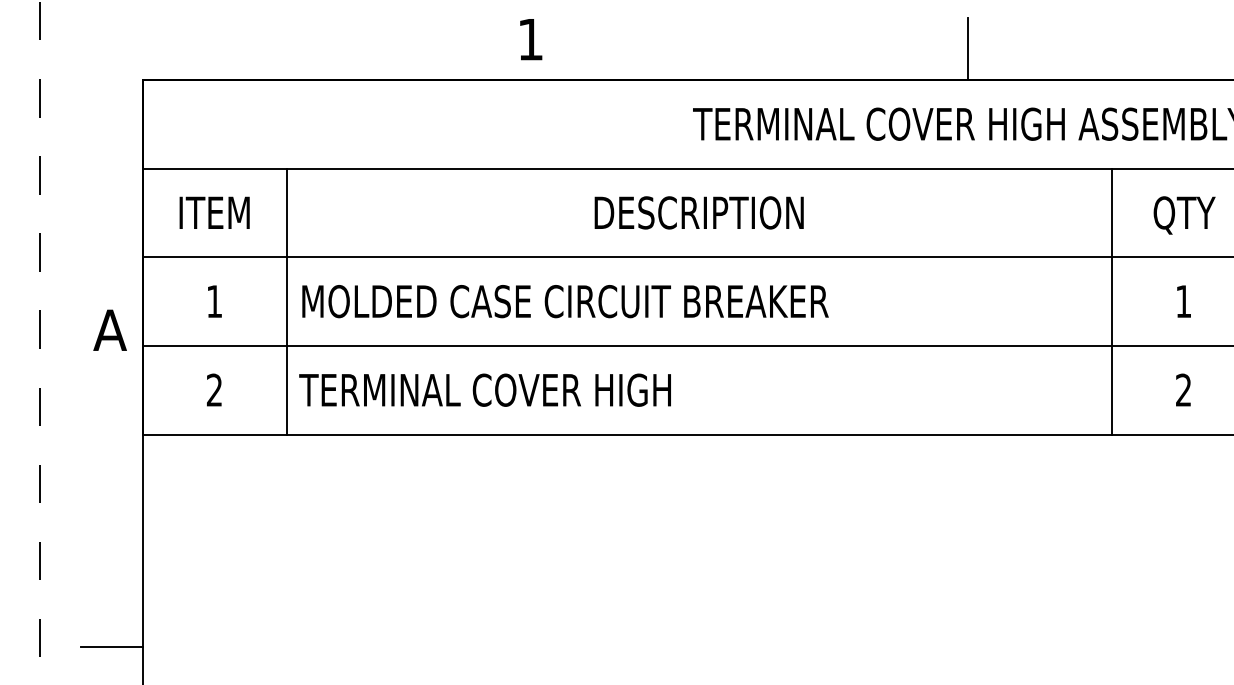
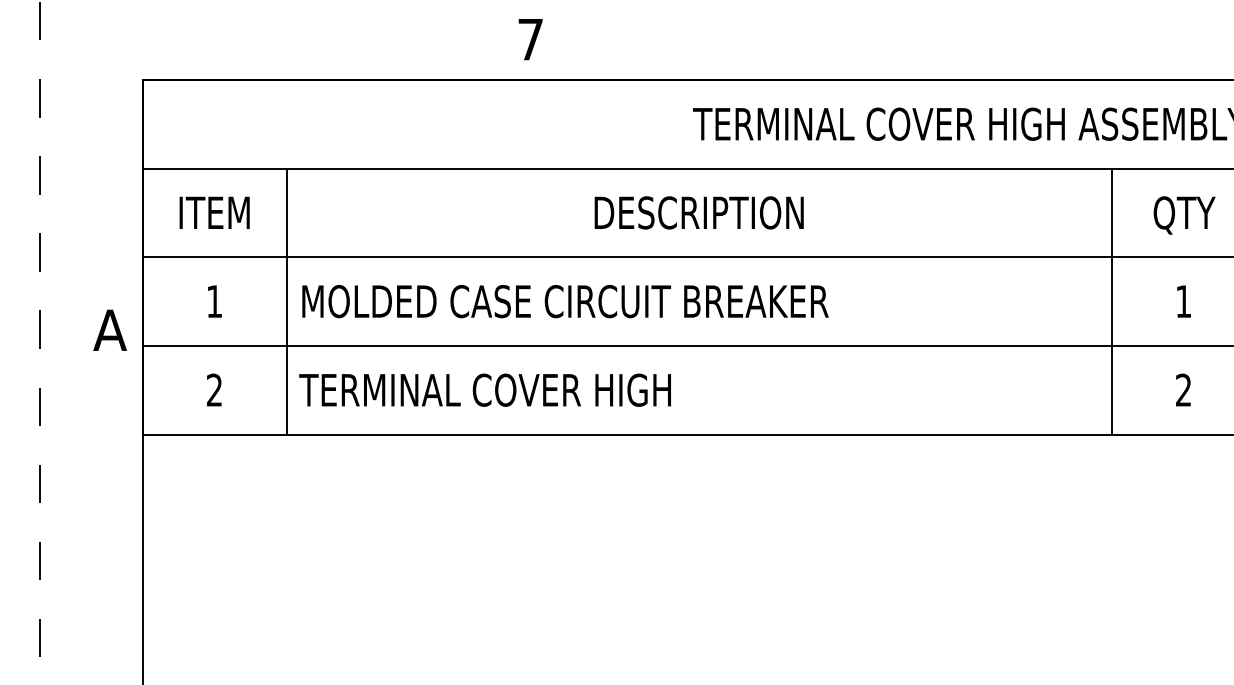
text: 1 -> 7 (530, 39)
line: present -> none (967, 49)
line: present -> none (112, 647)
